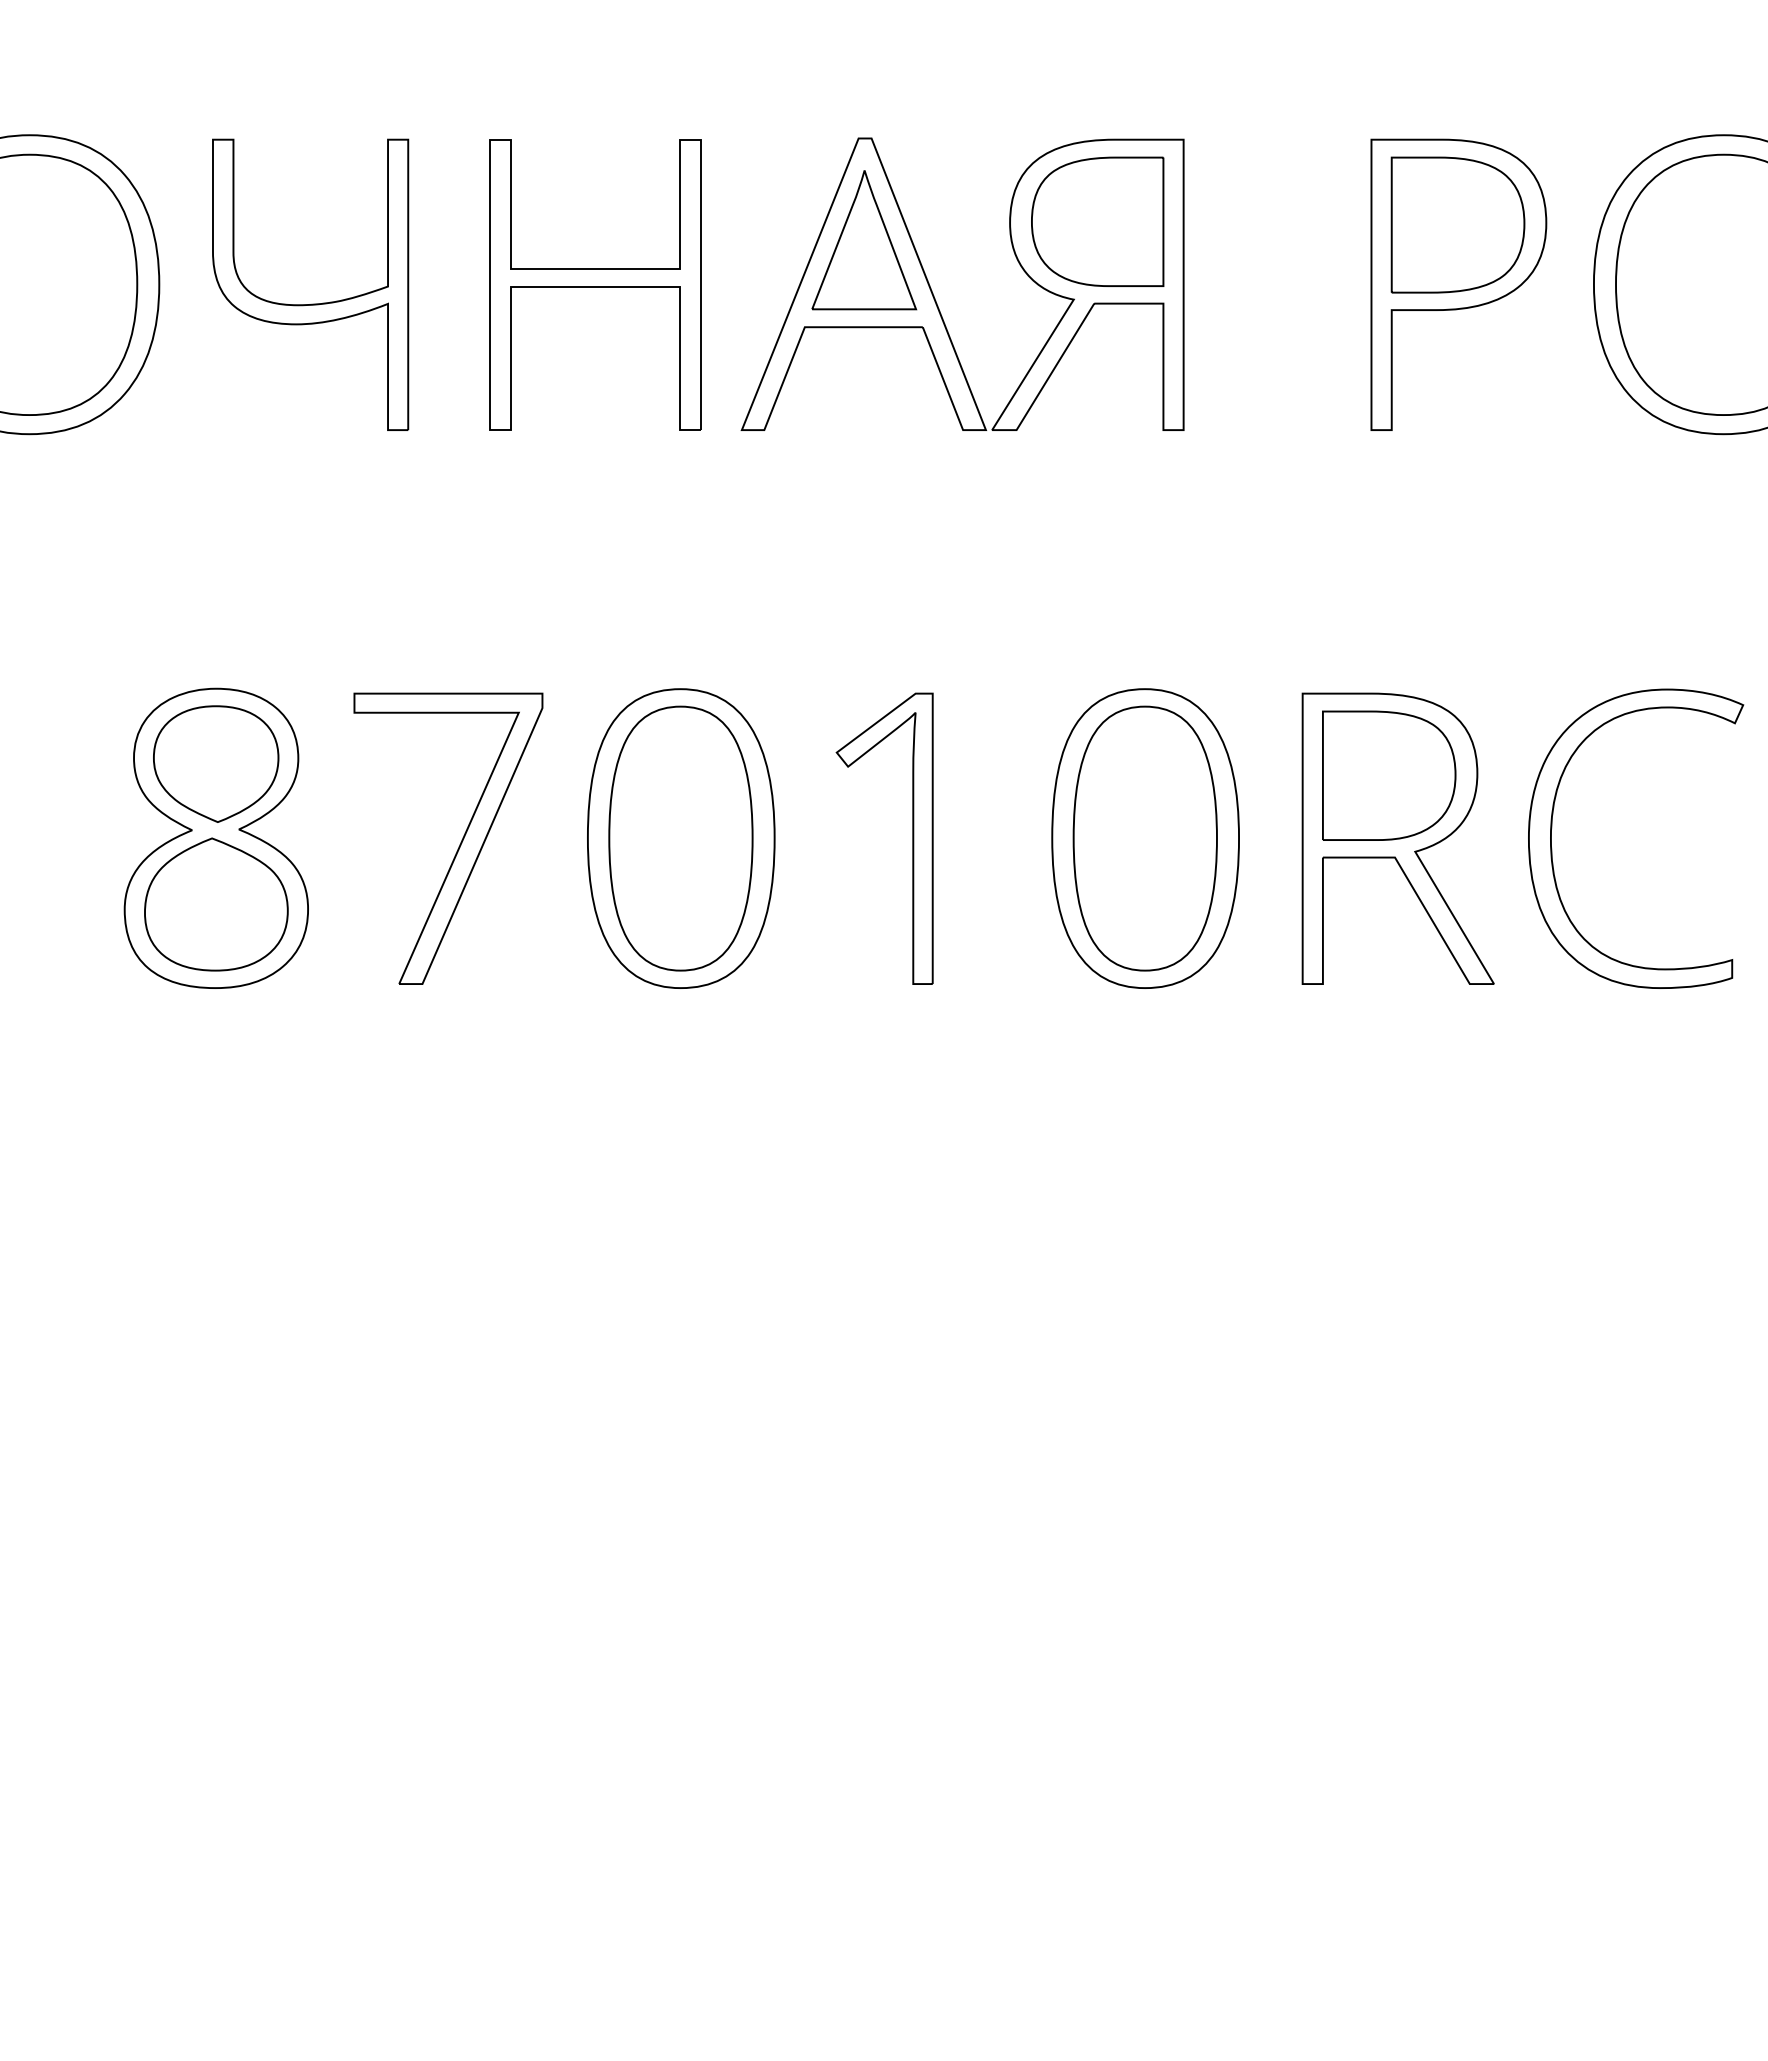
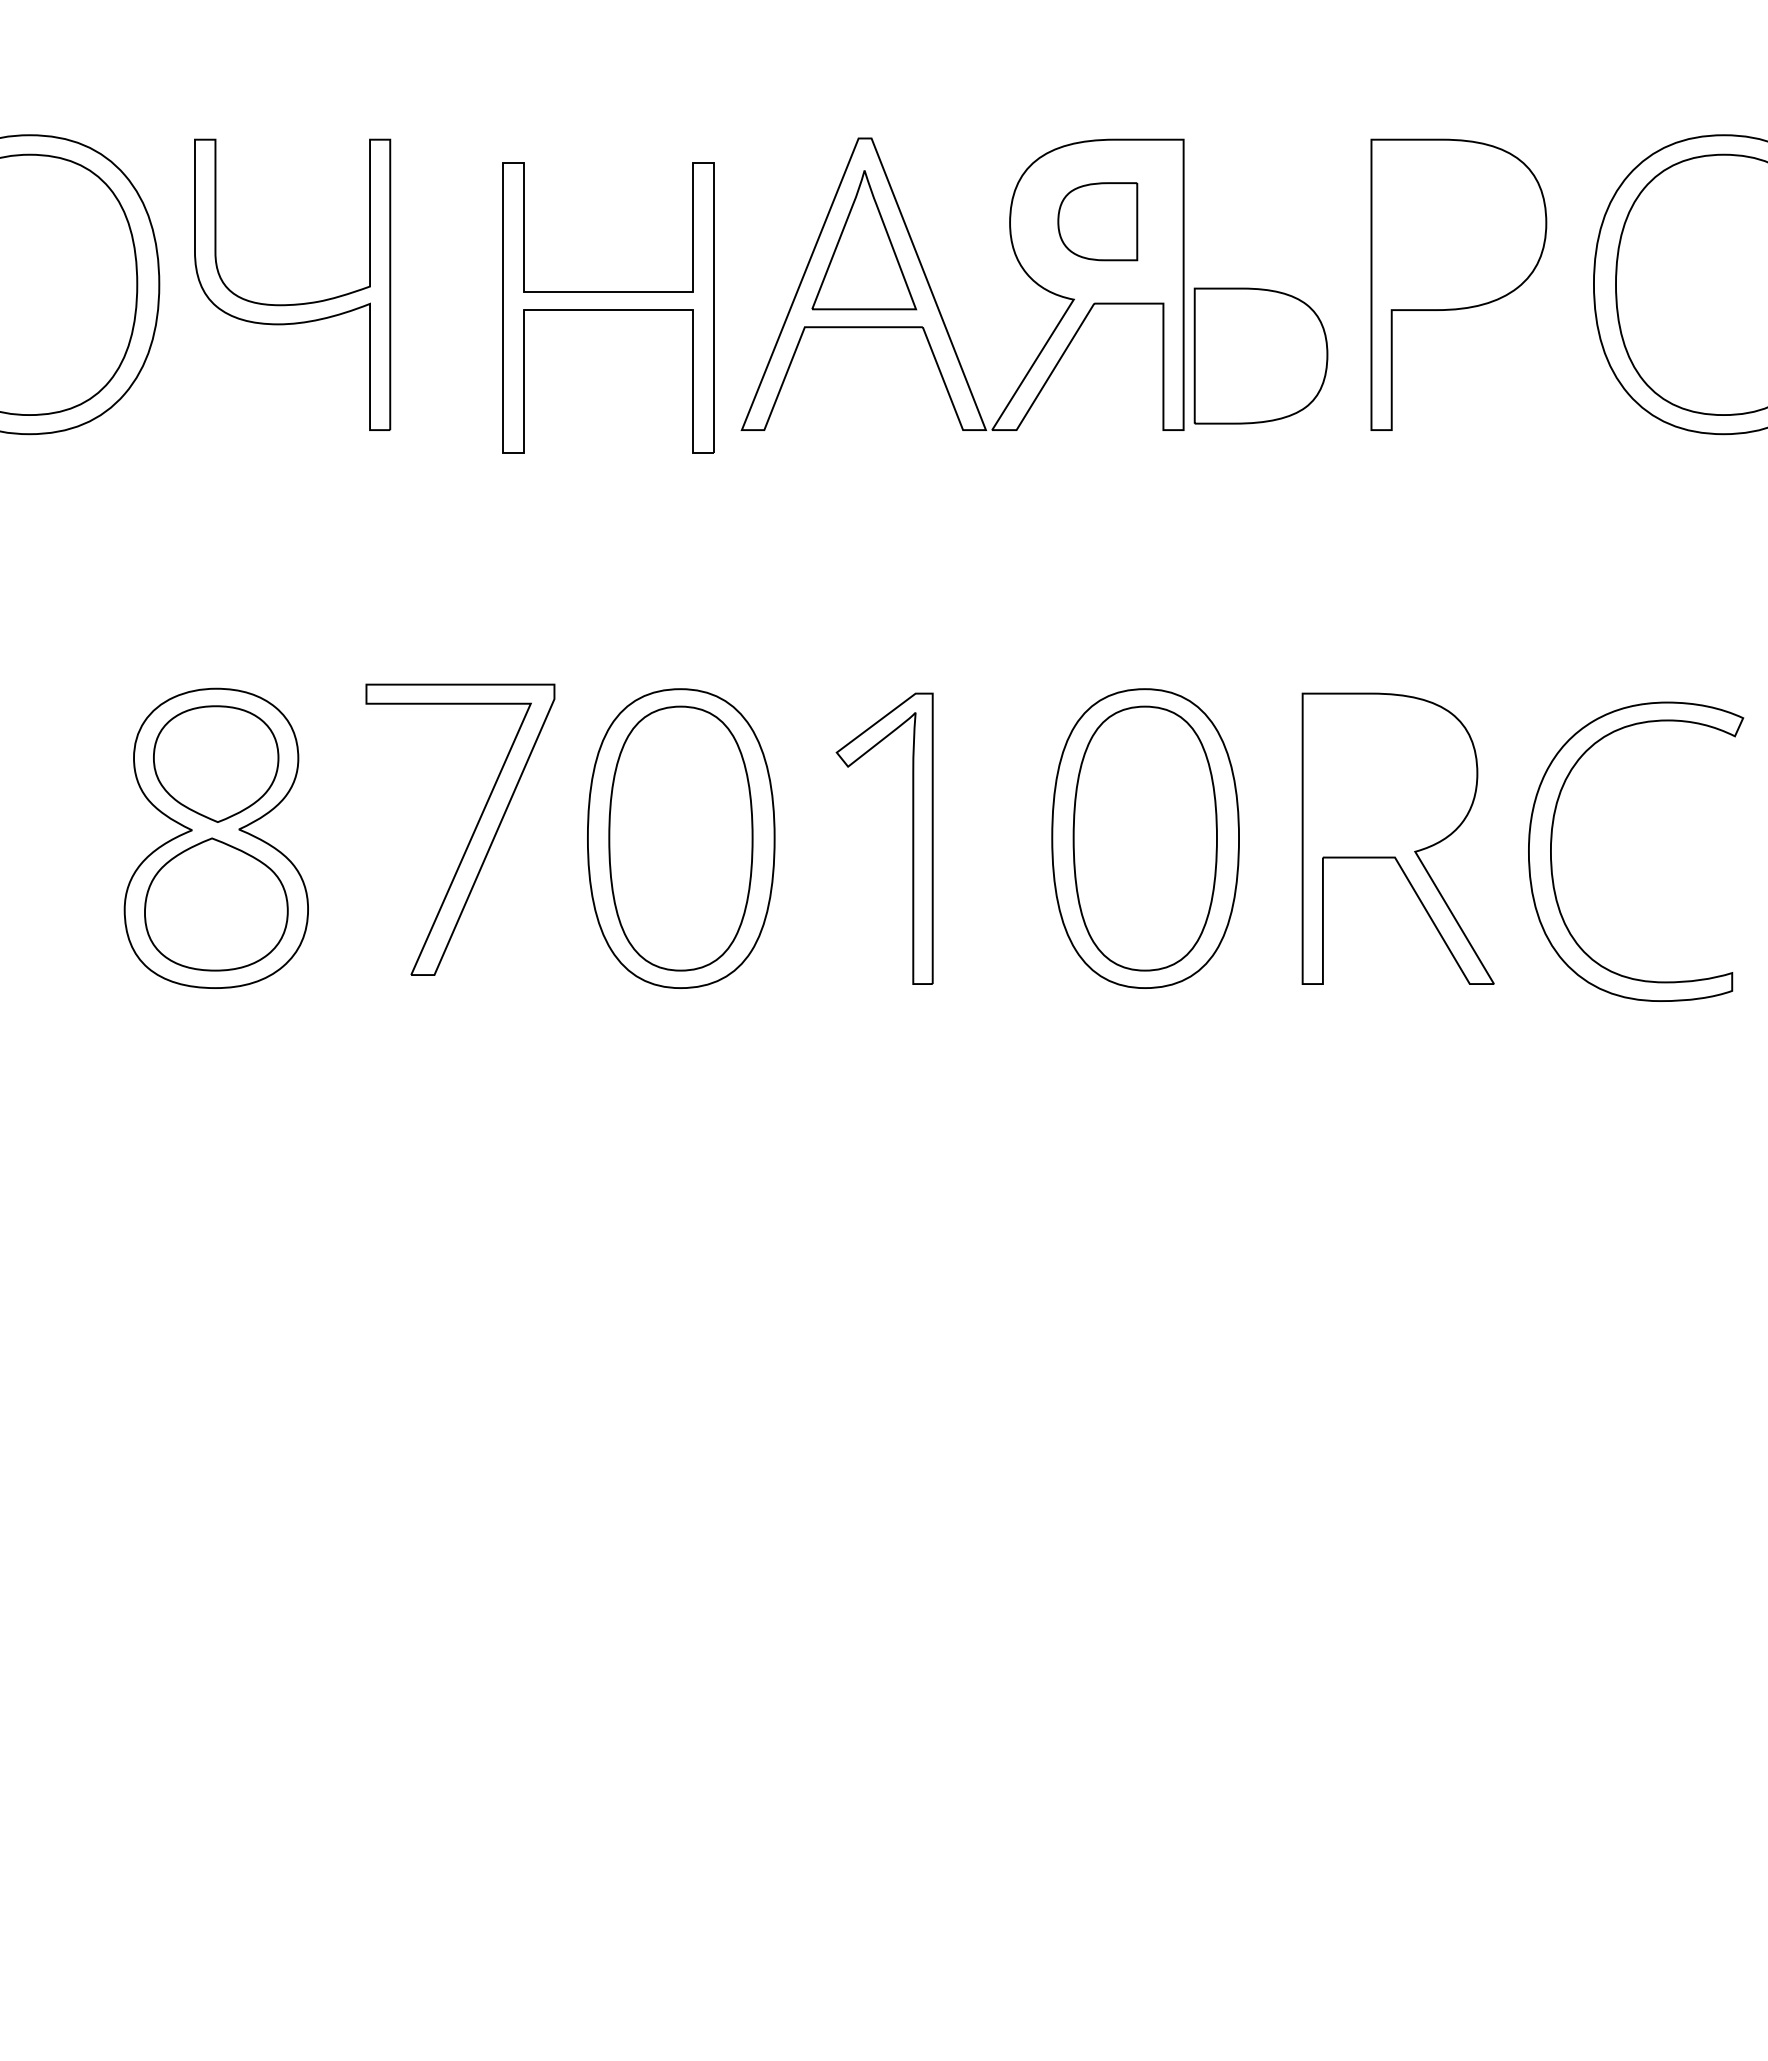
part size: 134x131 px -> 82x80 px (1097, 221)
part position: (1457, 224) -> (1260, 355) (1260, 355)
part position: (595, 284) -> (608, 307) (608, 307)
part position: (311, 303) -> (293, 303) (293, 303)
part: present -> none (1389, 775)
part position: (1552, 828) -> (1552, 841) (1552, 841)
part position: (459, 844) -> (471, 835) (471, 835)
